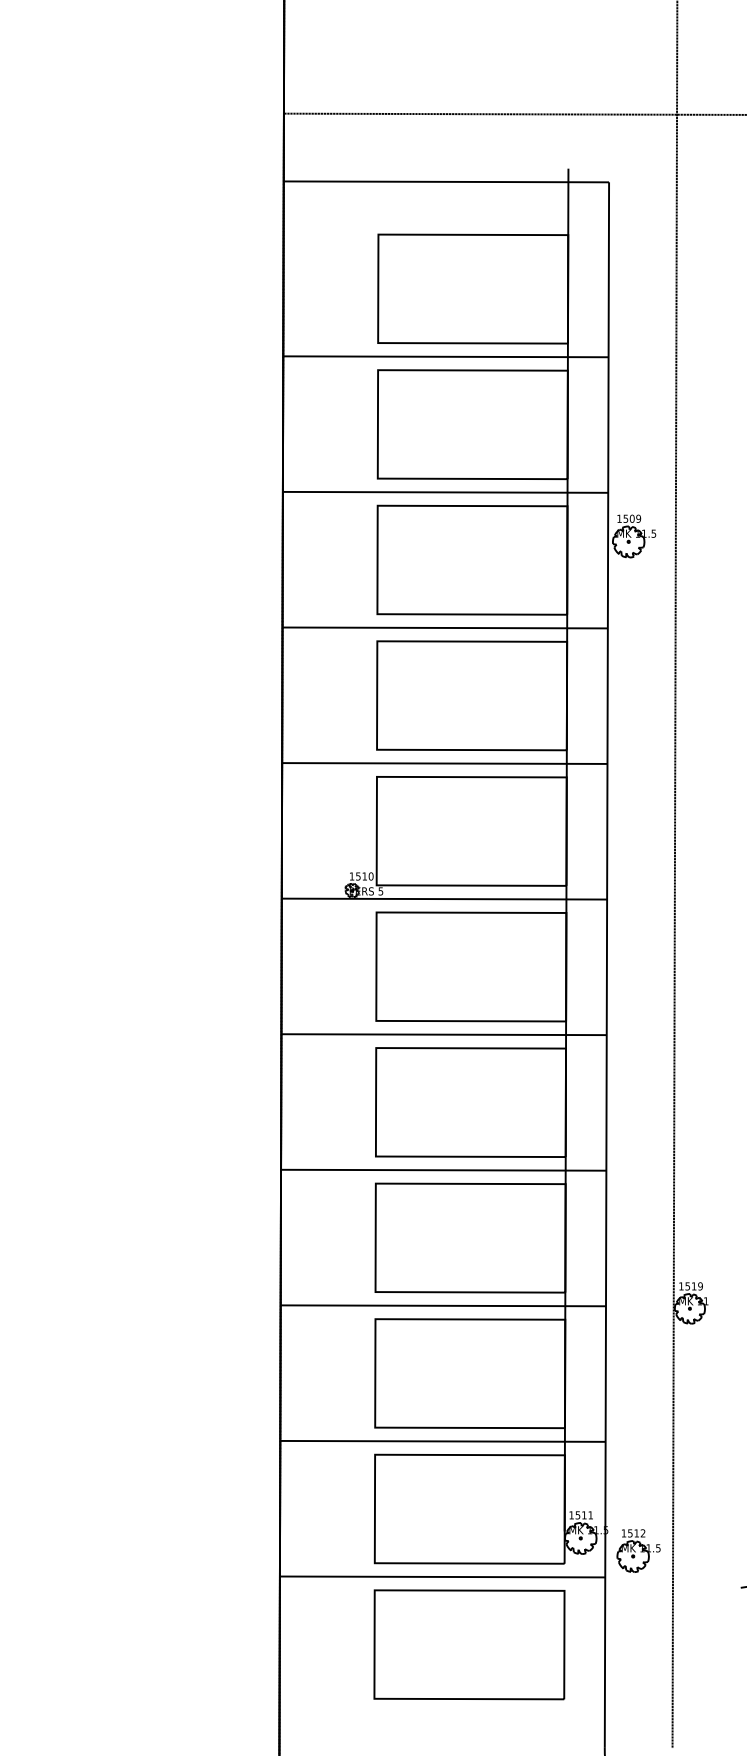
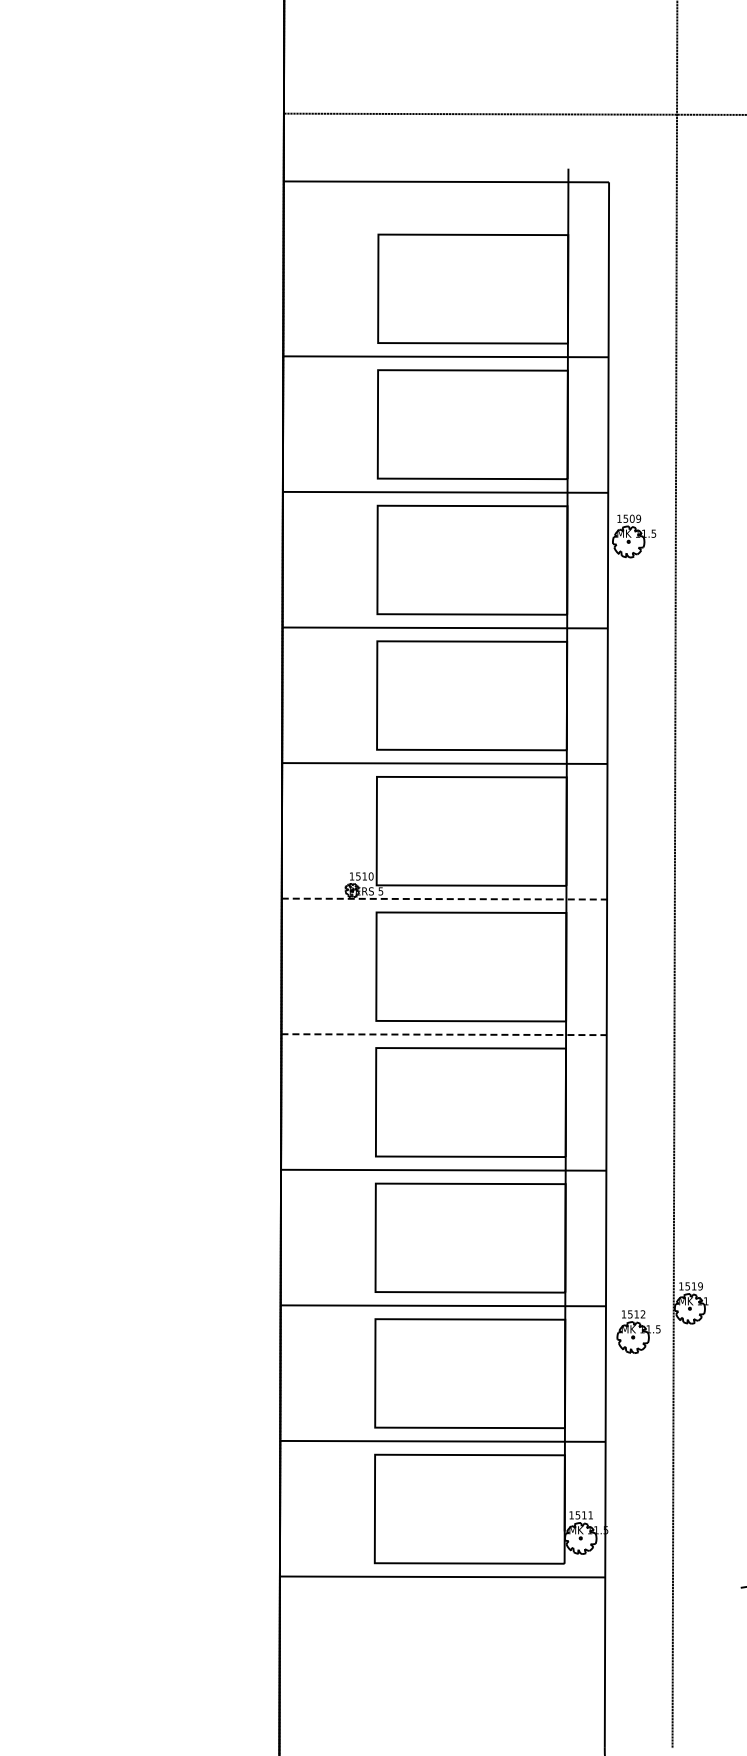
line: solid -> dashed (444, 899)
line: solid -> dashed (444, 1034)
part position: (638, 1550) -> (638, 1331) (638, 1331)
part: present -> none (469, 1644)
